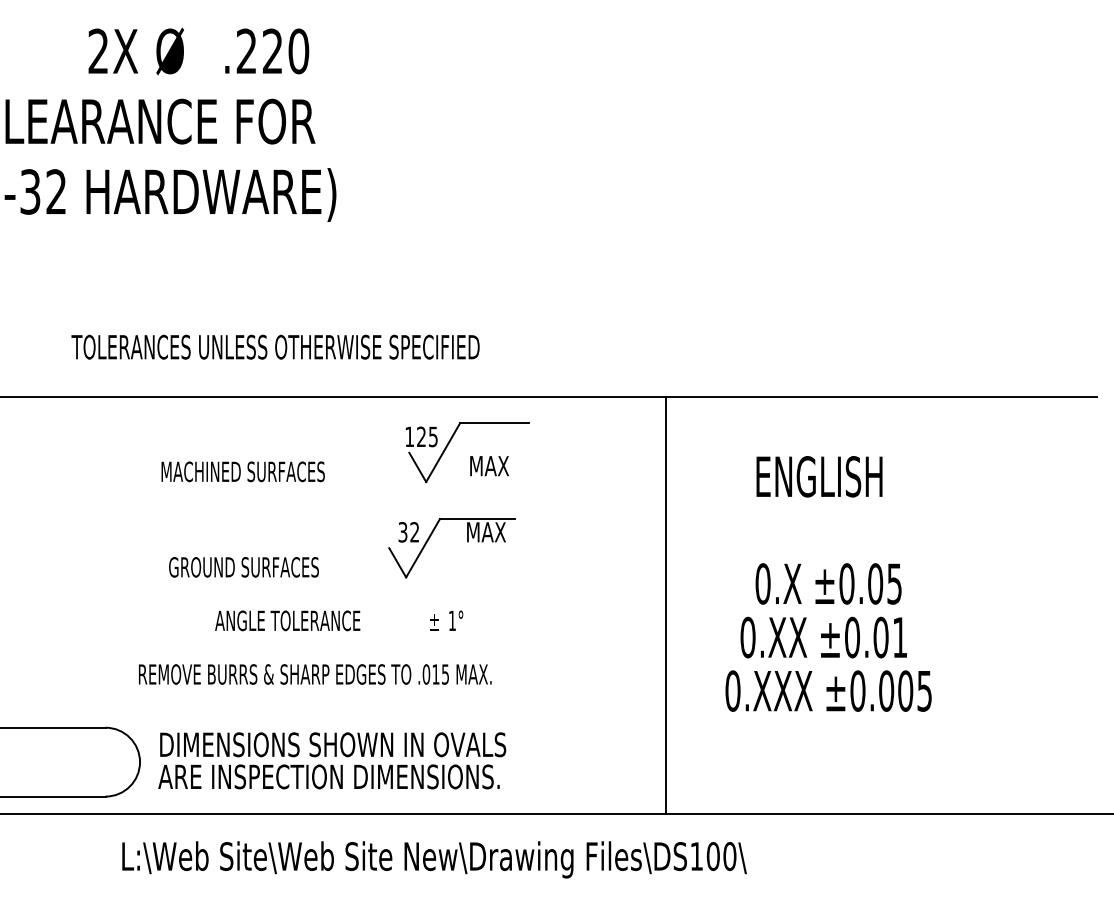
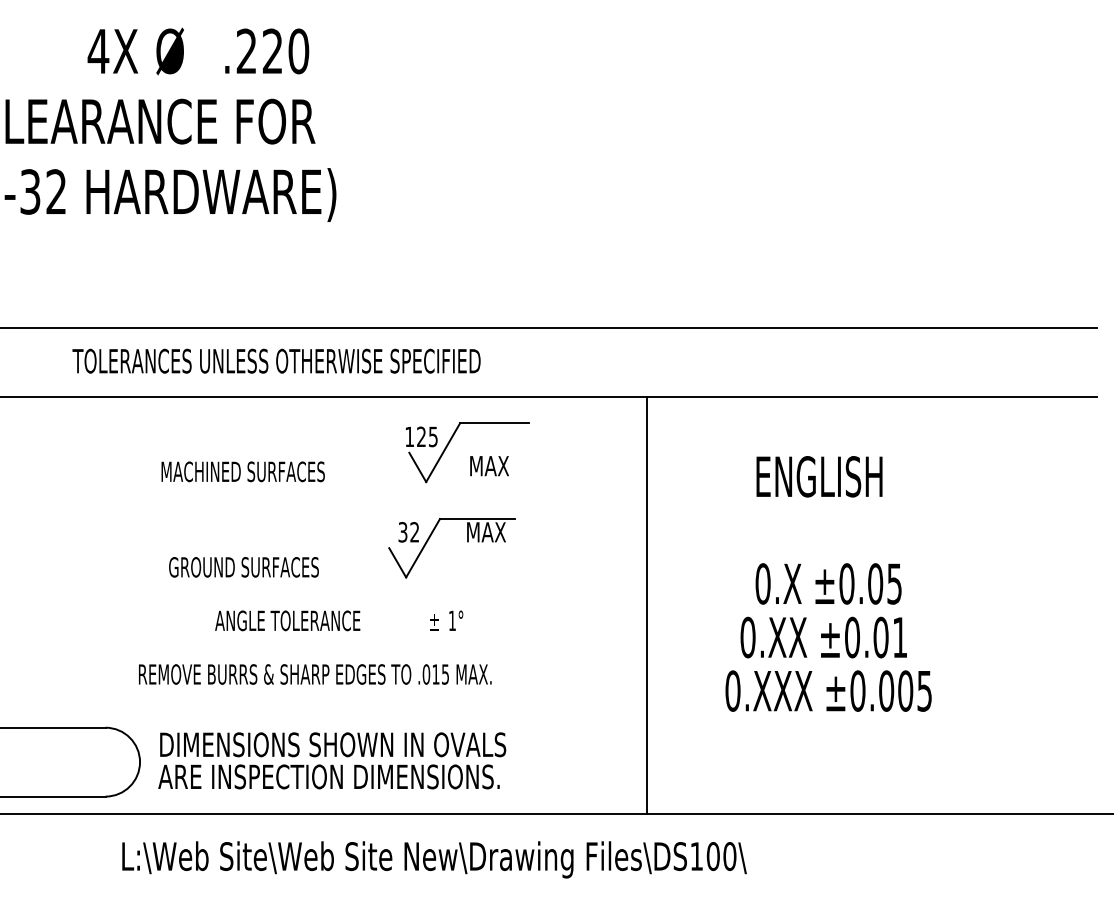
text: 2X -> 4X (98, 50)
line: none -> present (549, 327)
text position: (275, 346) -> (276, 360) (276, 360)
line position: (666, 605) -> (647, 605) (647, 605)
